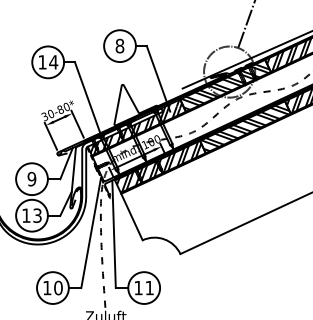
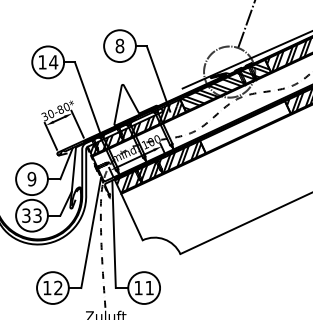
hatch: present -> none (245, 126)
text: 13 -> 33 (26, 215)
text: 10 -> 12 (58, 287)
